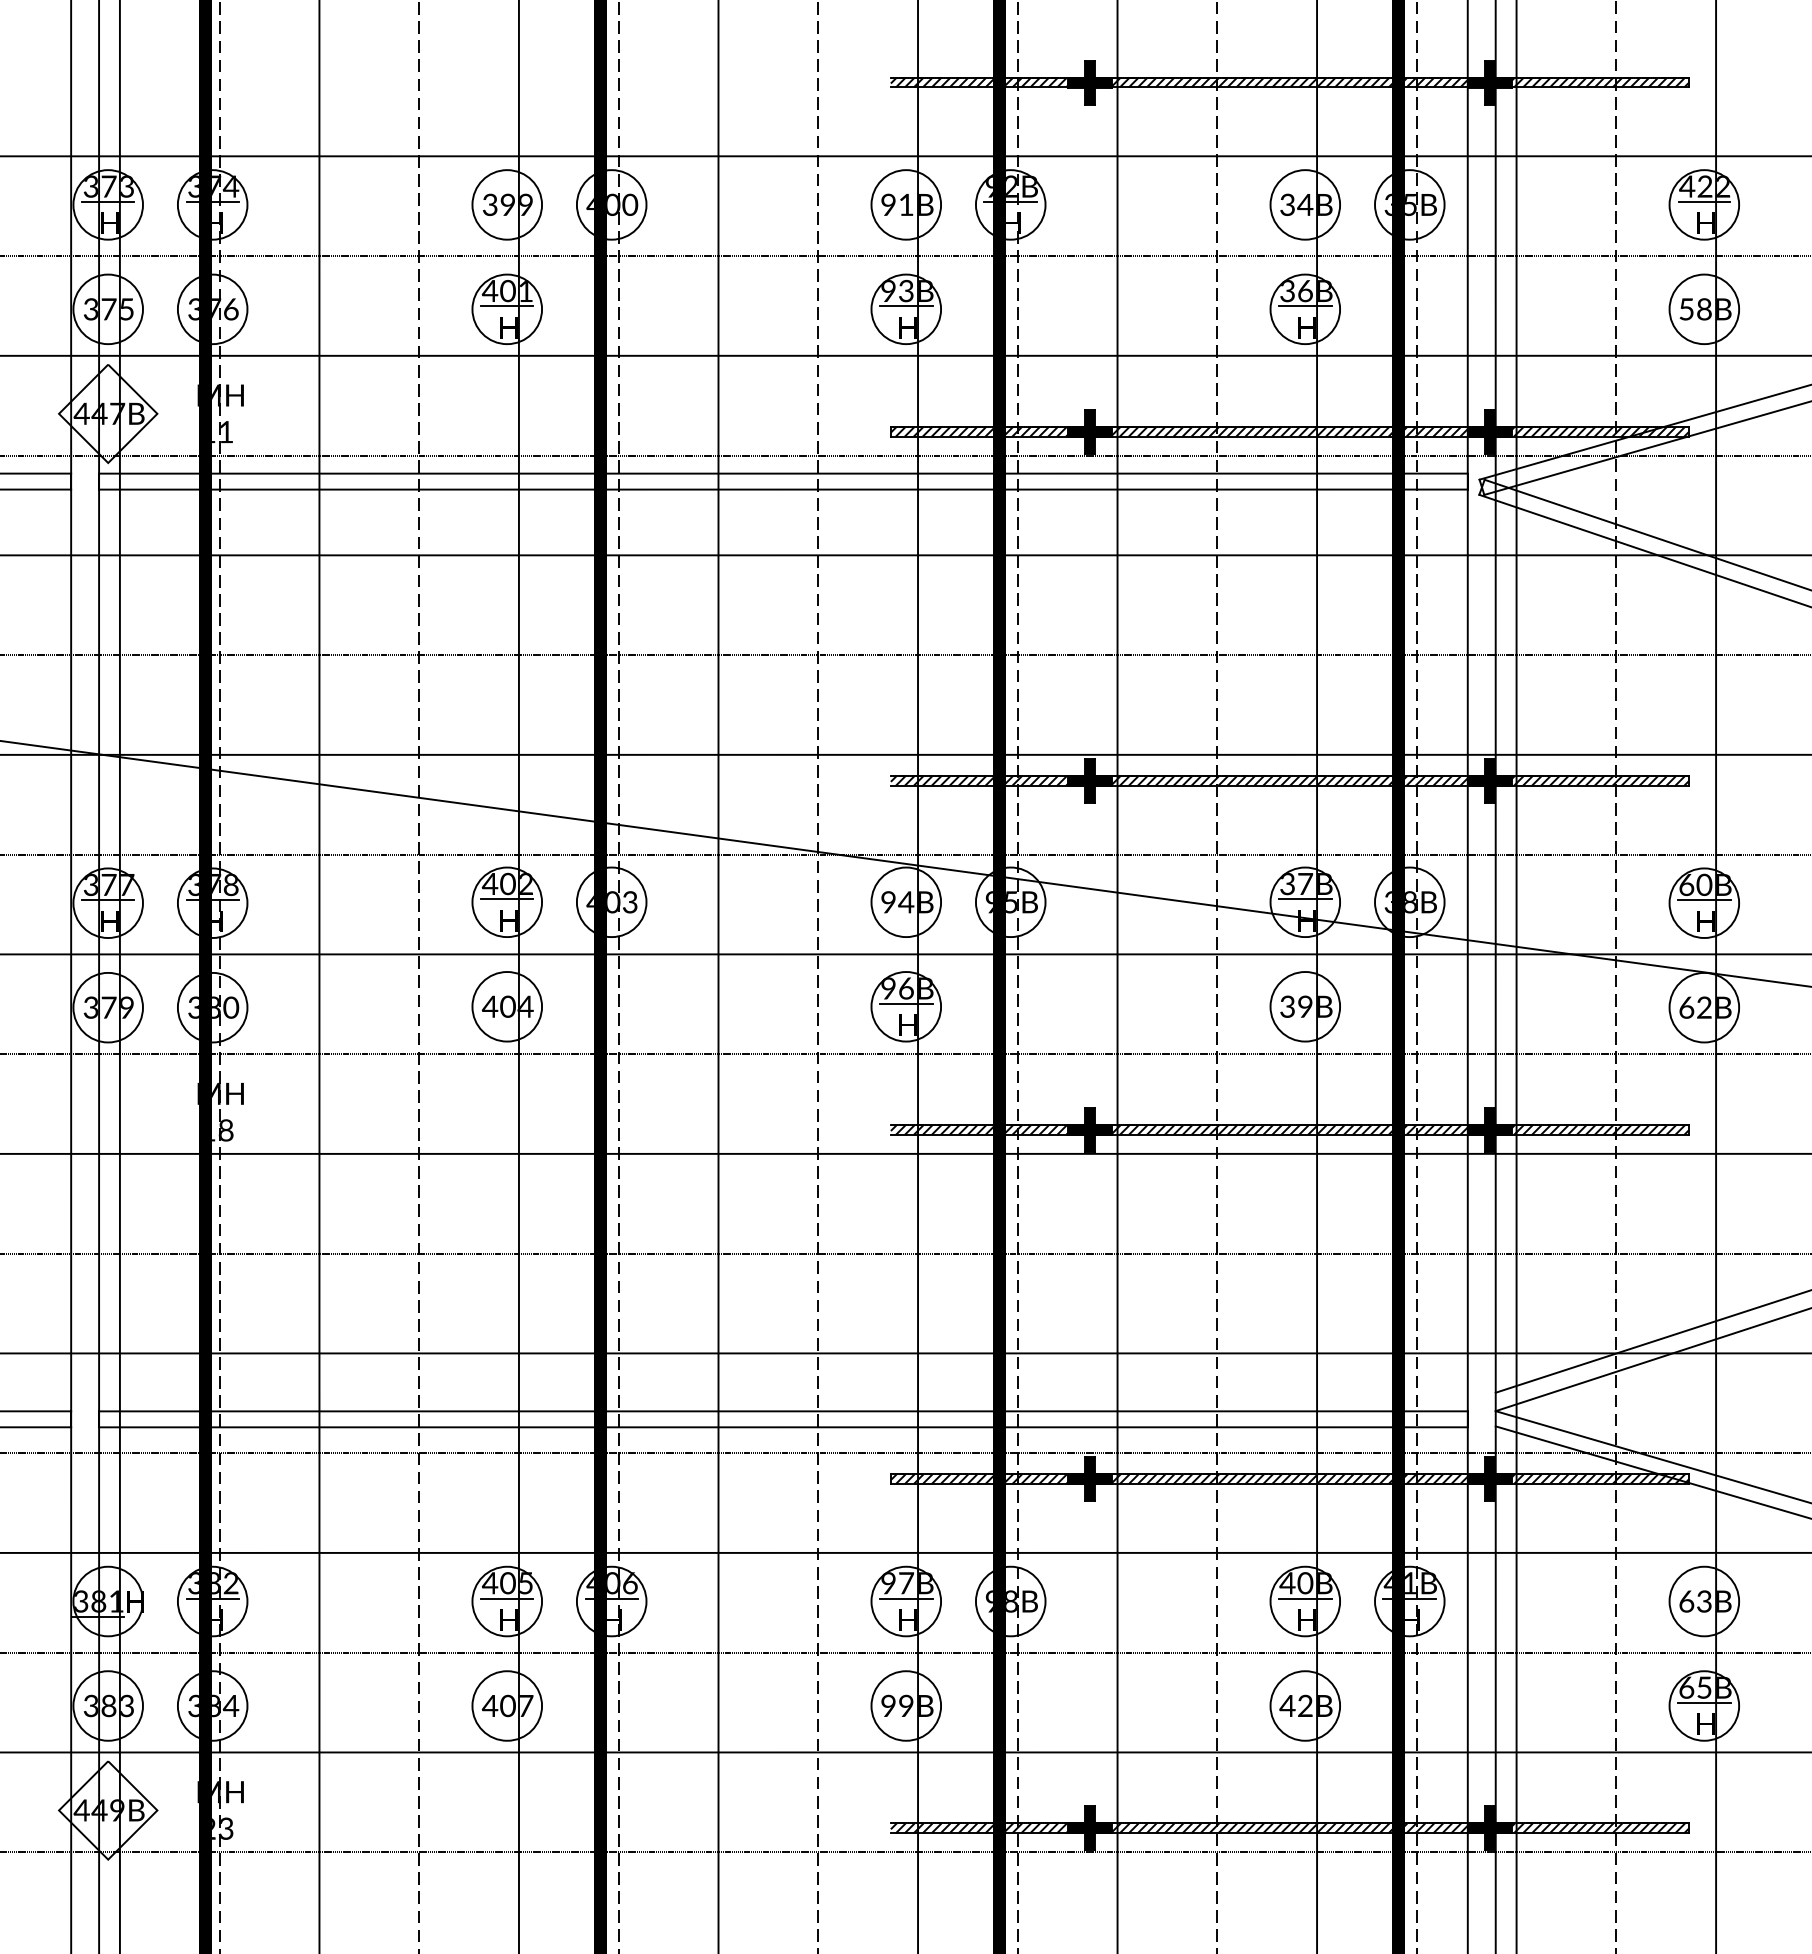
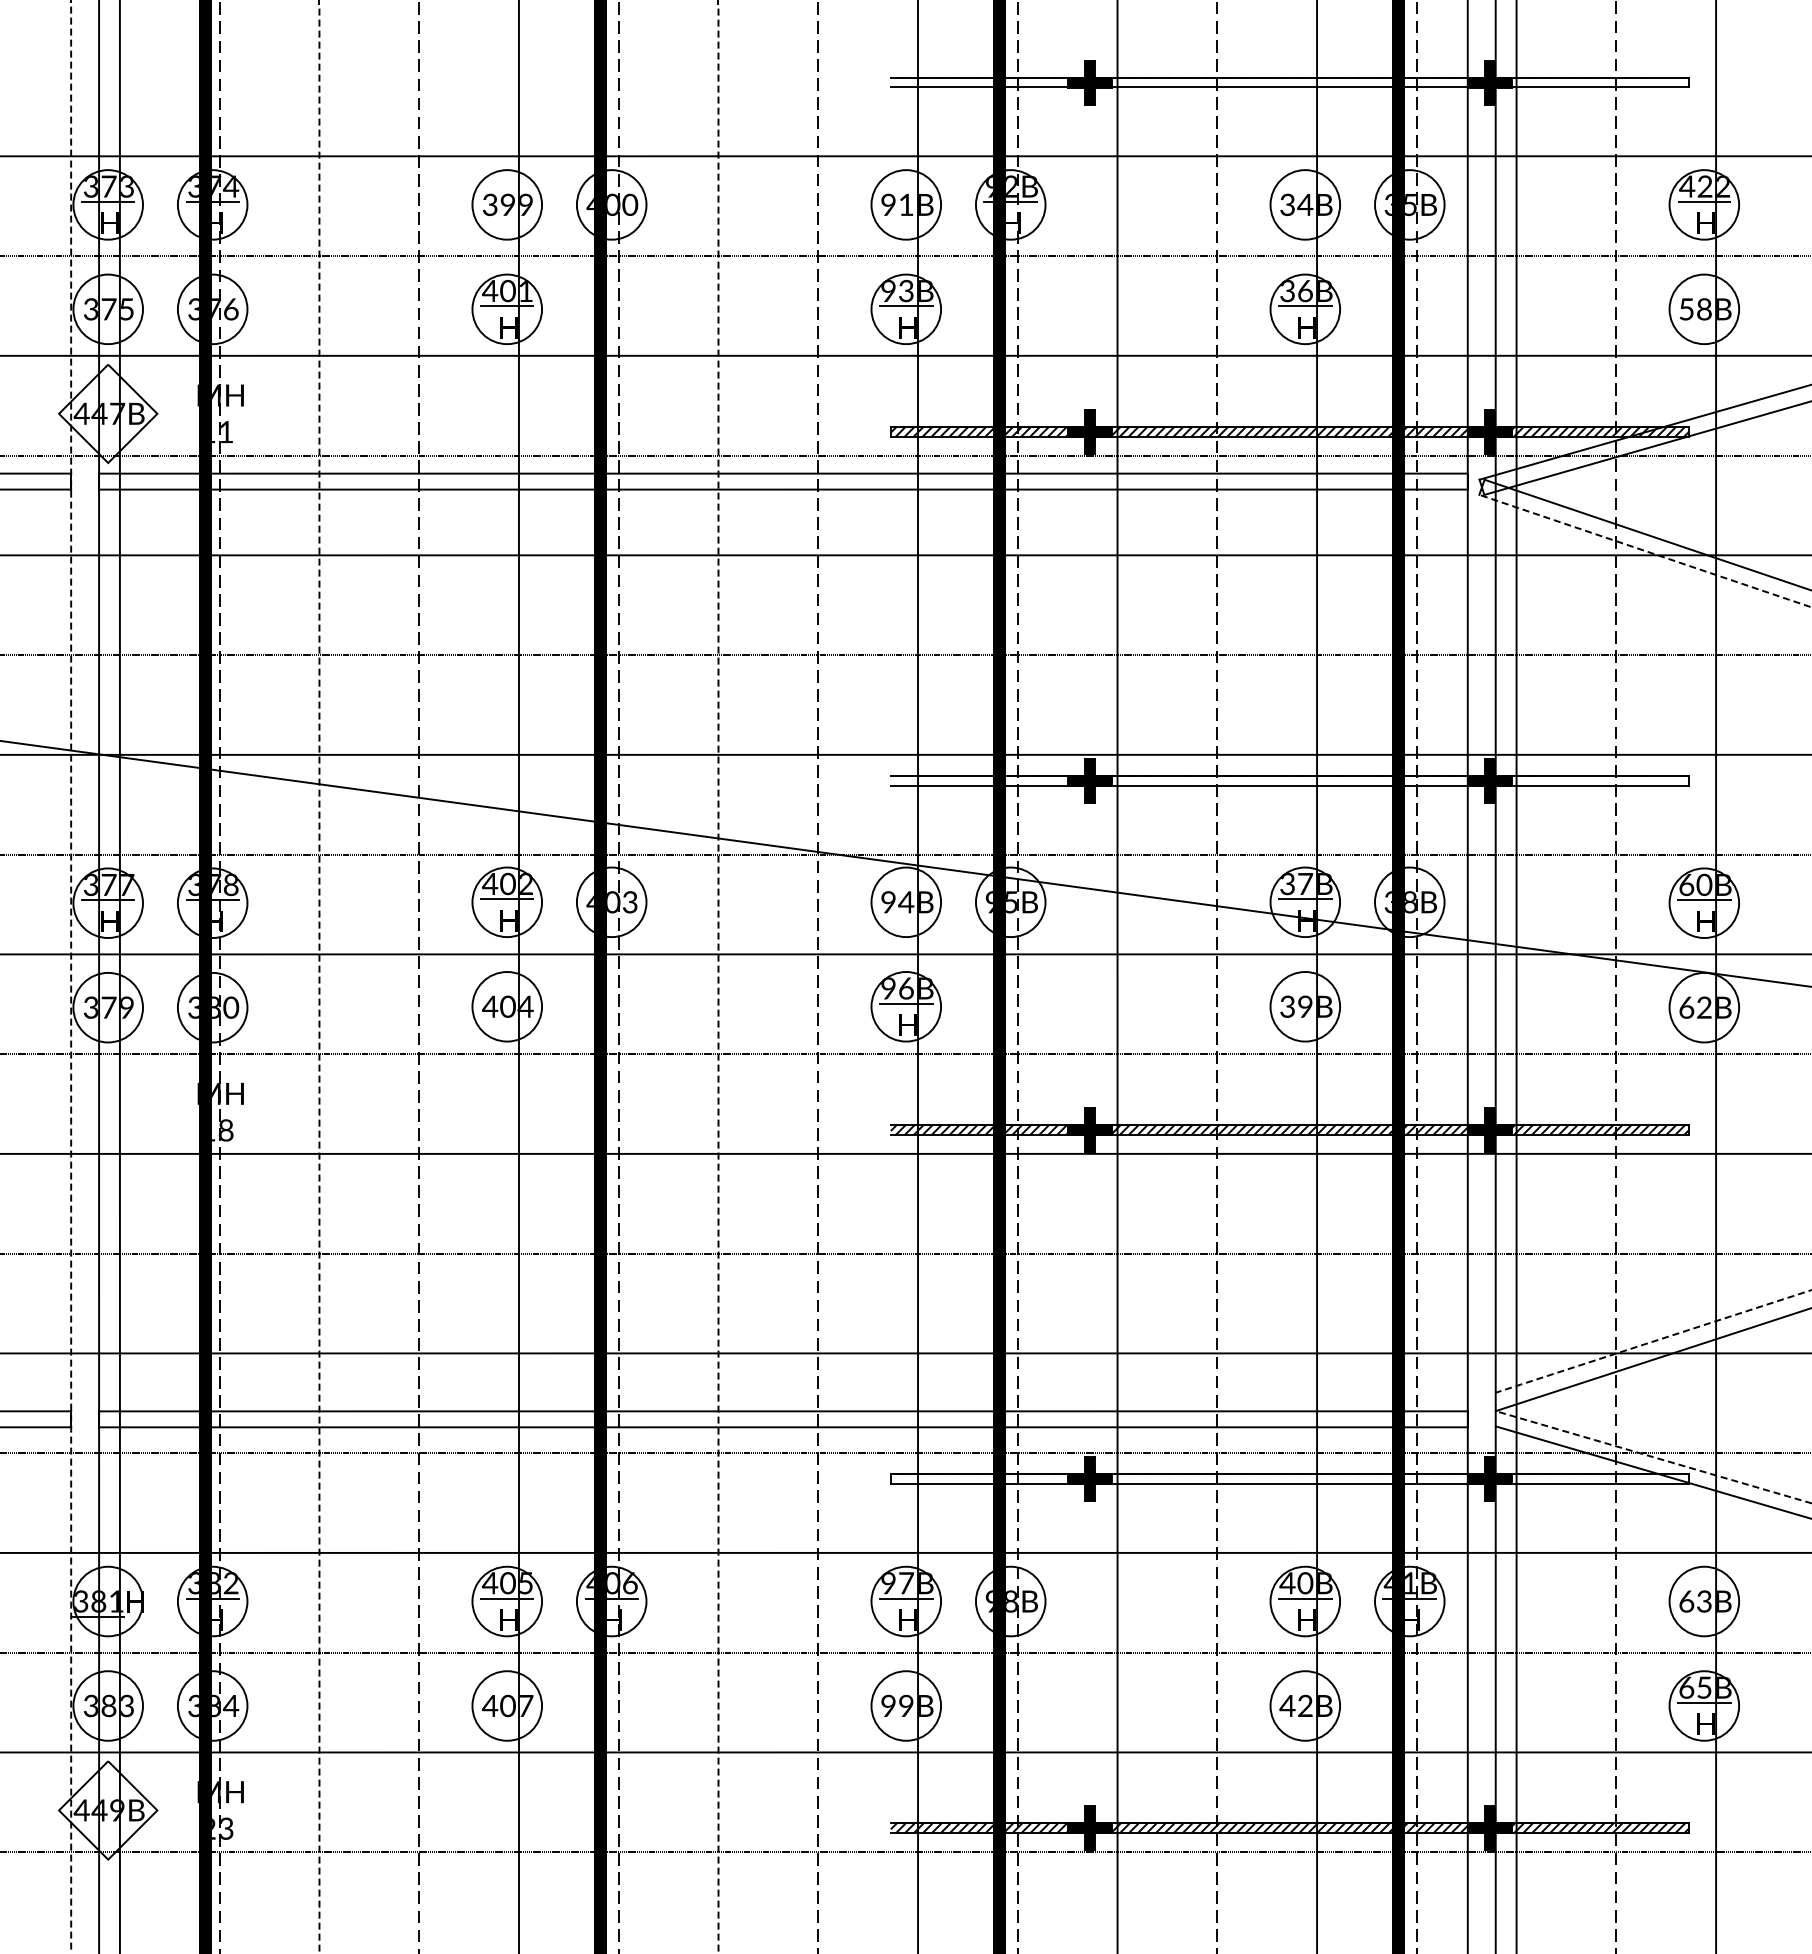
hatch: present -> none (1289, 82)
line: solid -> dashed (1645, 550)
hatch: present -> none (1289, 780)
line: solid -> dashed (71, 976)
line: solid -> dashed (319, 976)
line: solid -> dashed (718, 976)
line: solid -> dashed (1653, 1341)
line: solid -> dashed (1653, 1457)
hatch: present -> none (1289, 1479)
